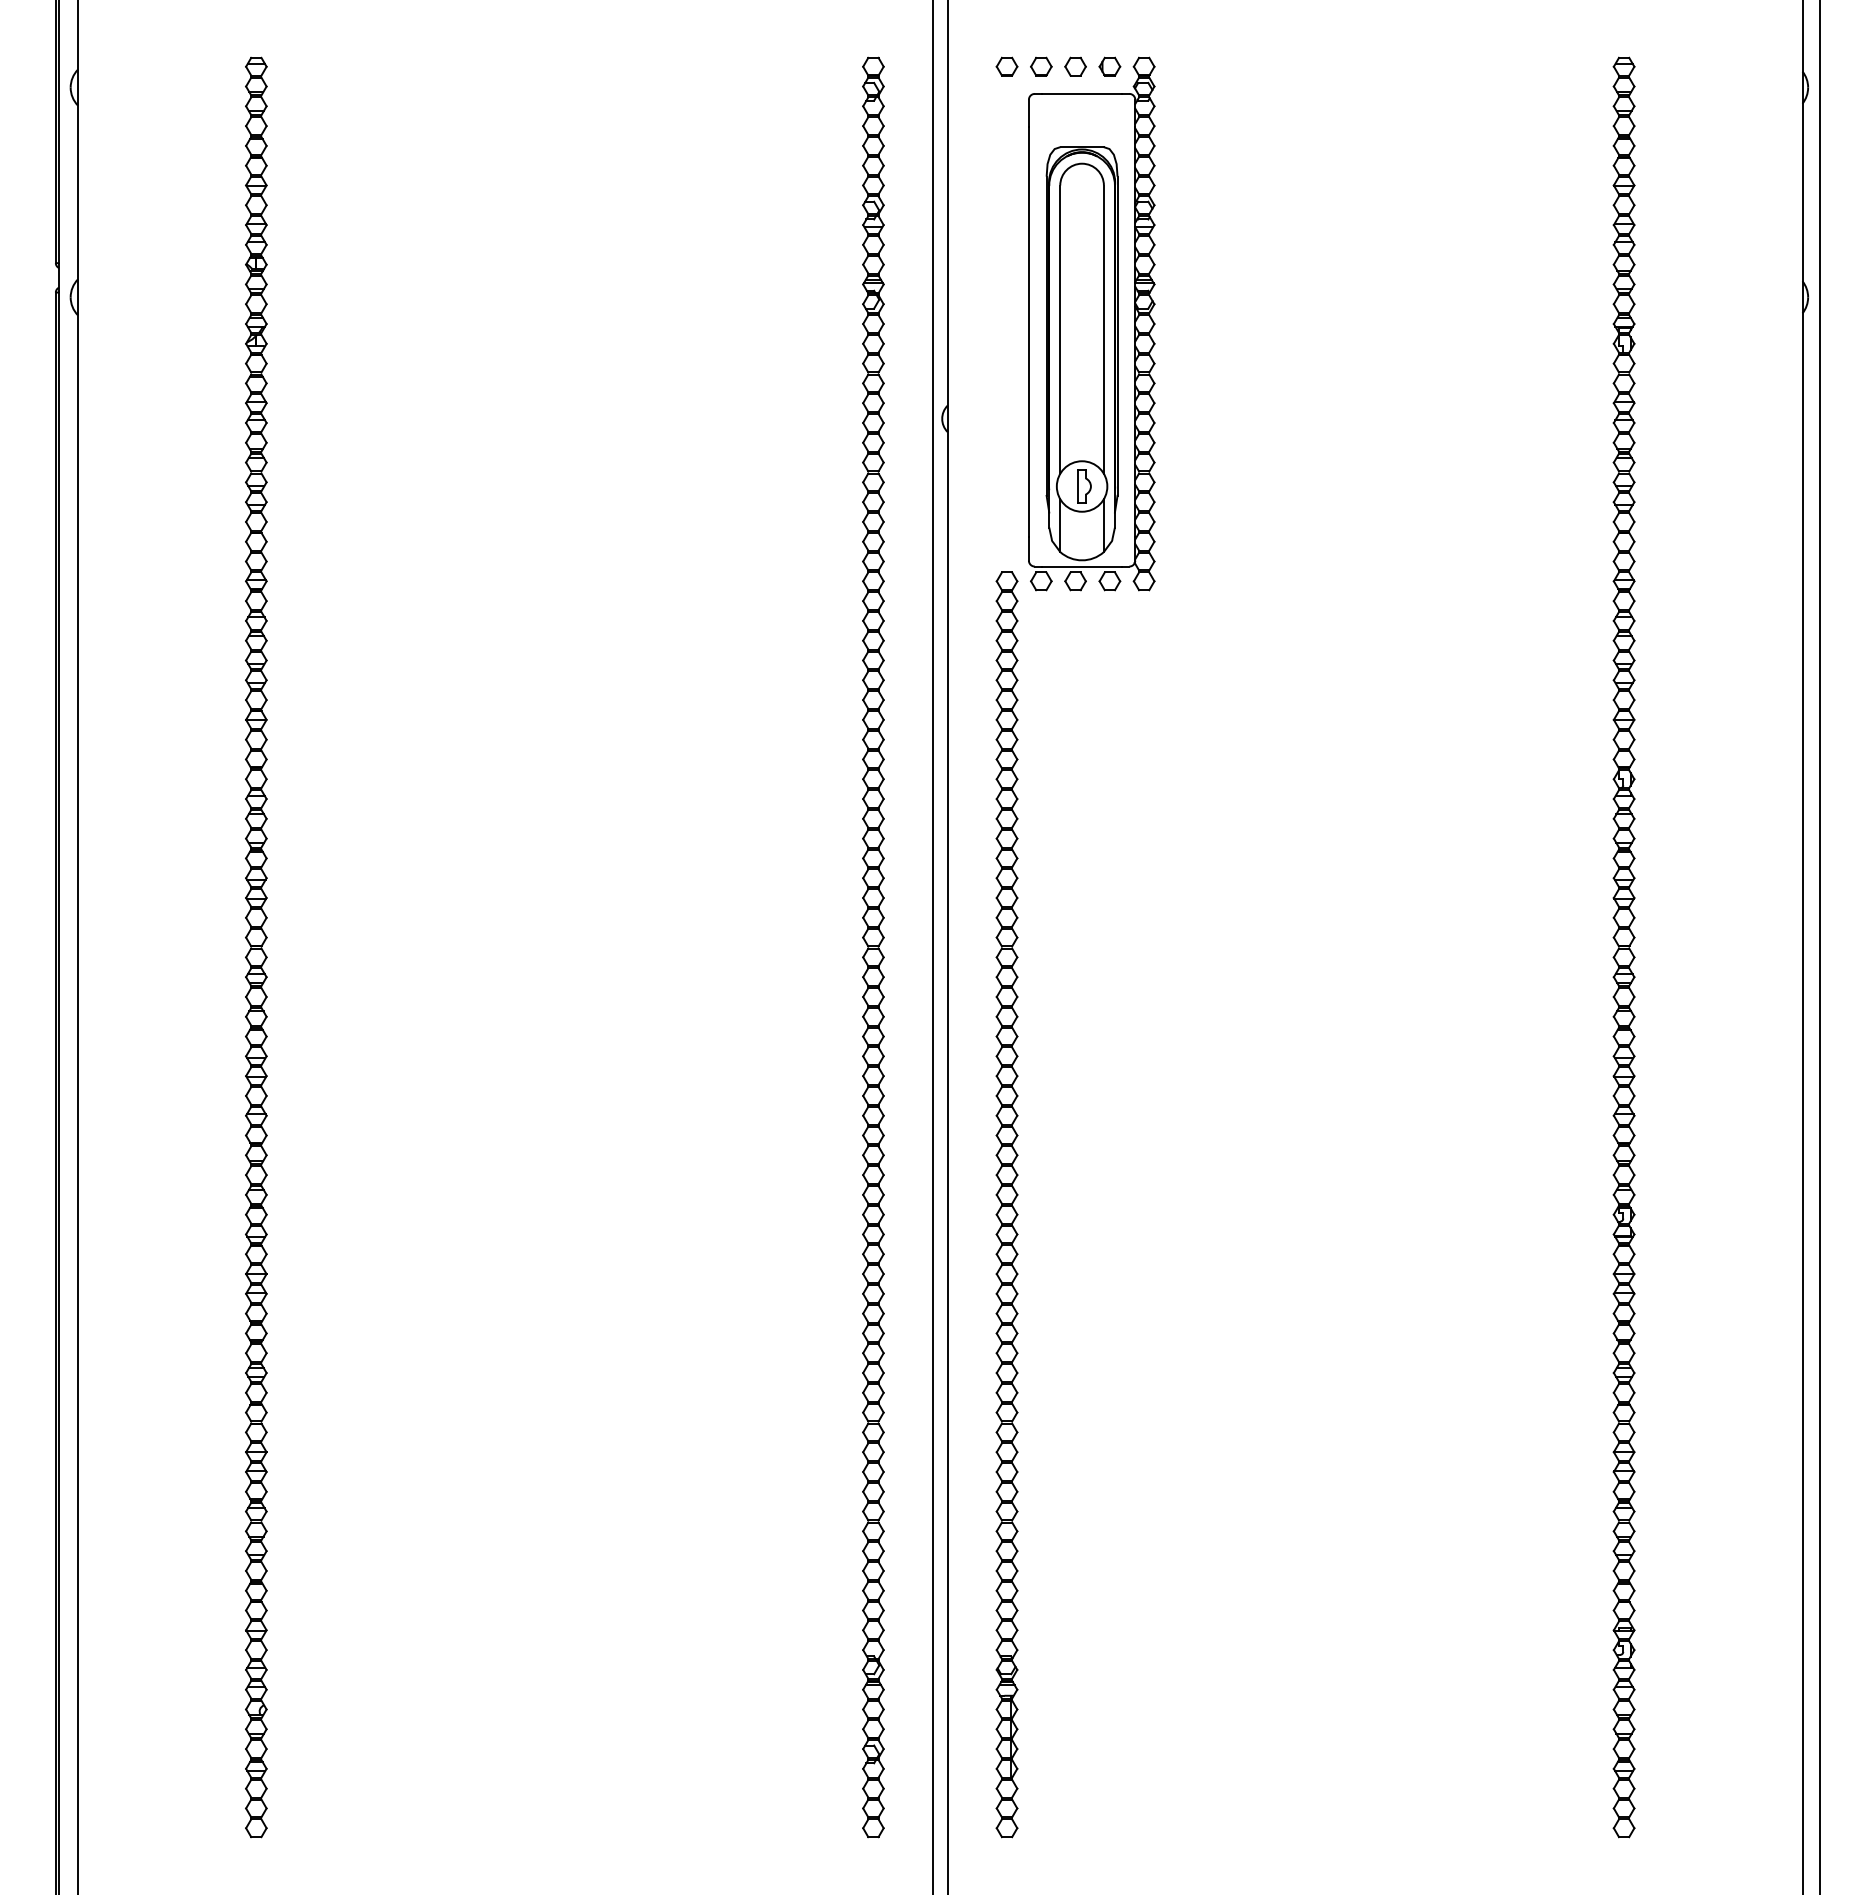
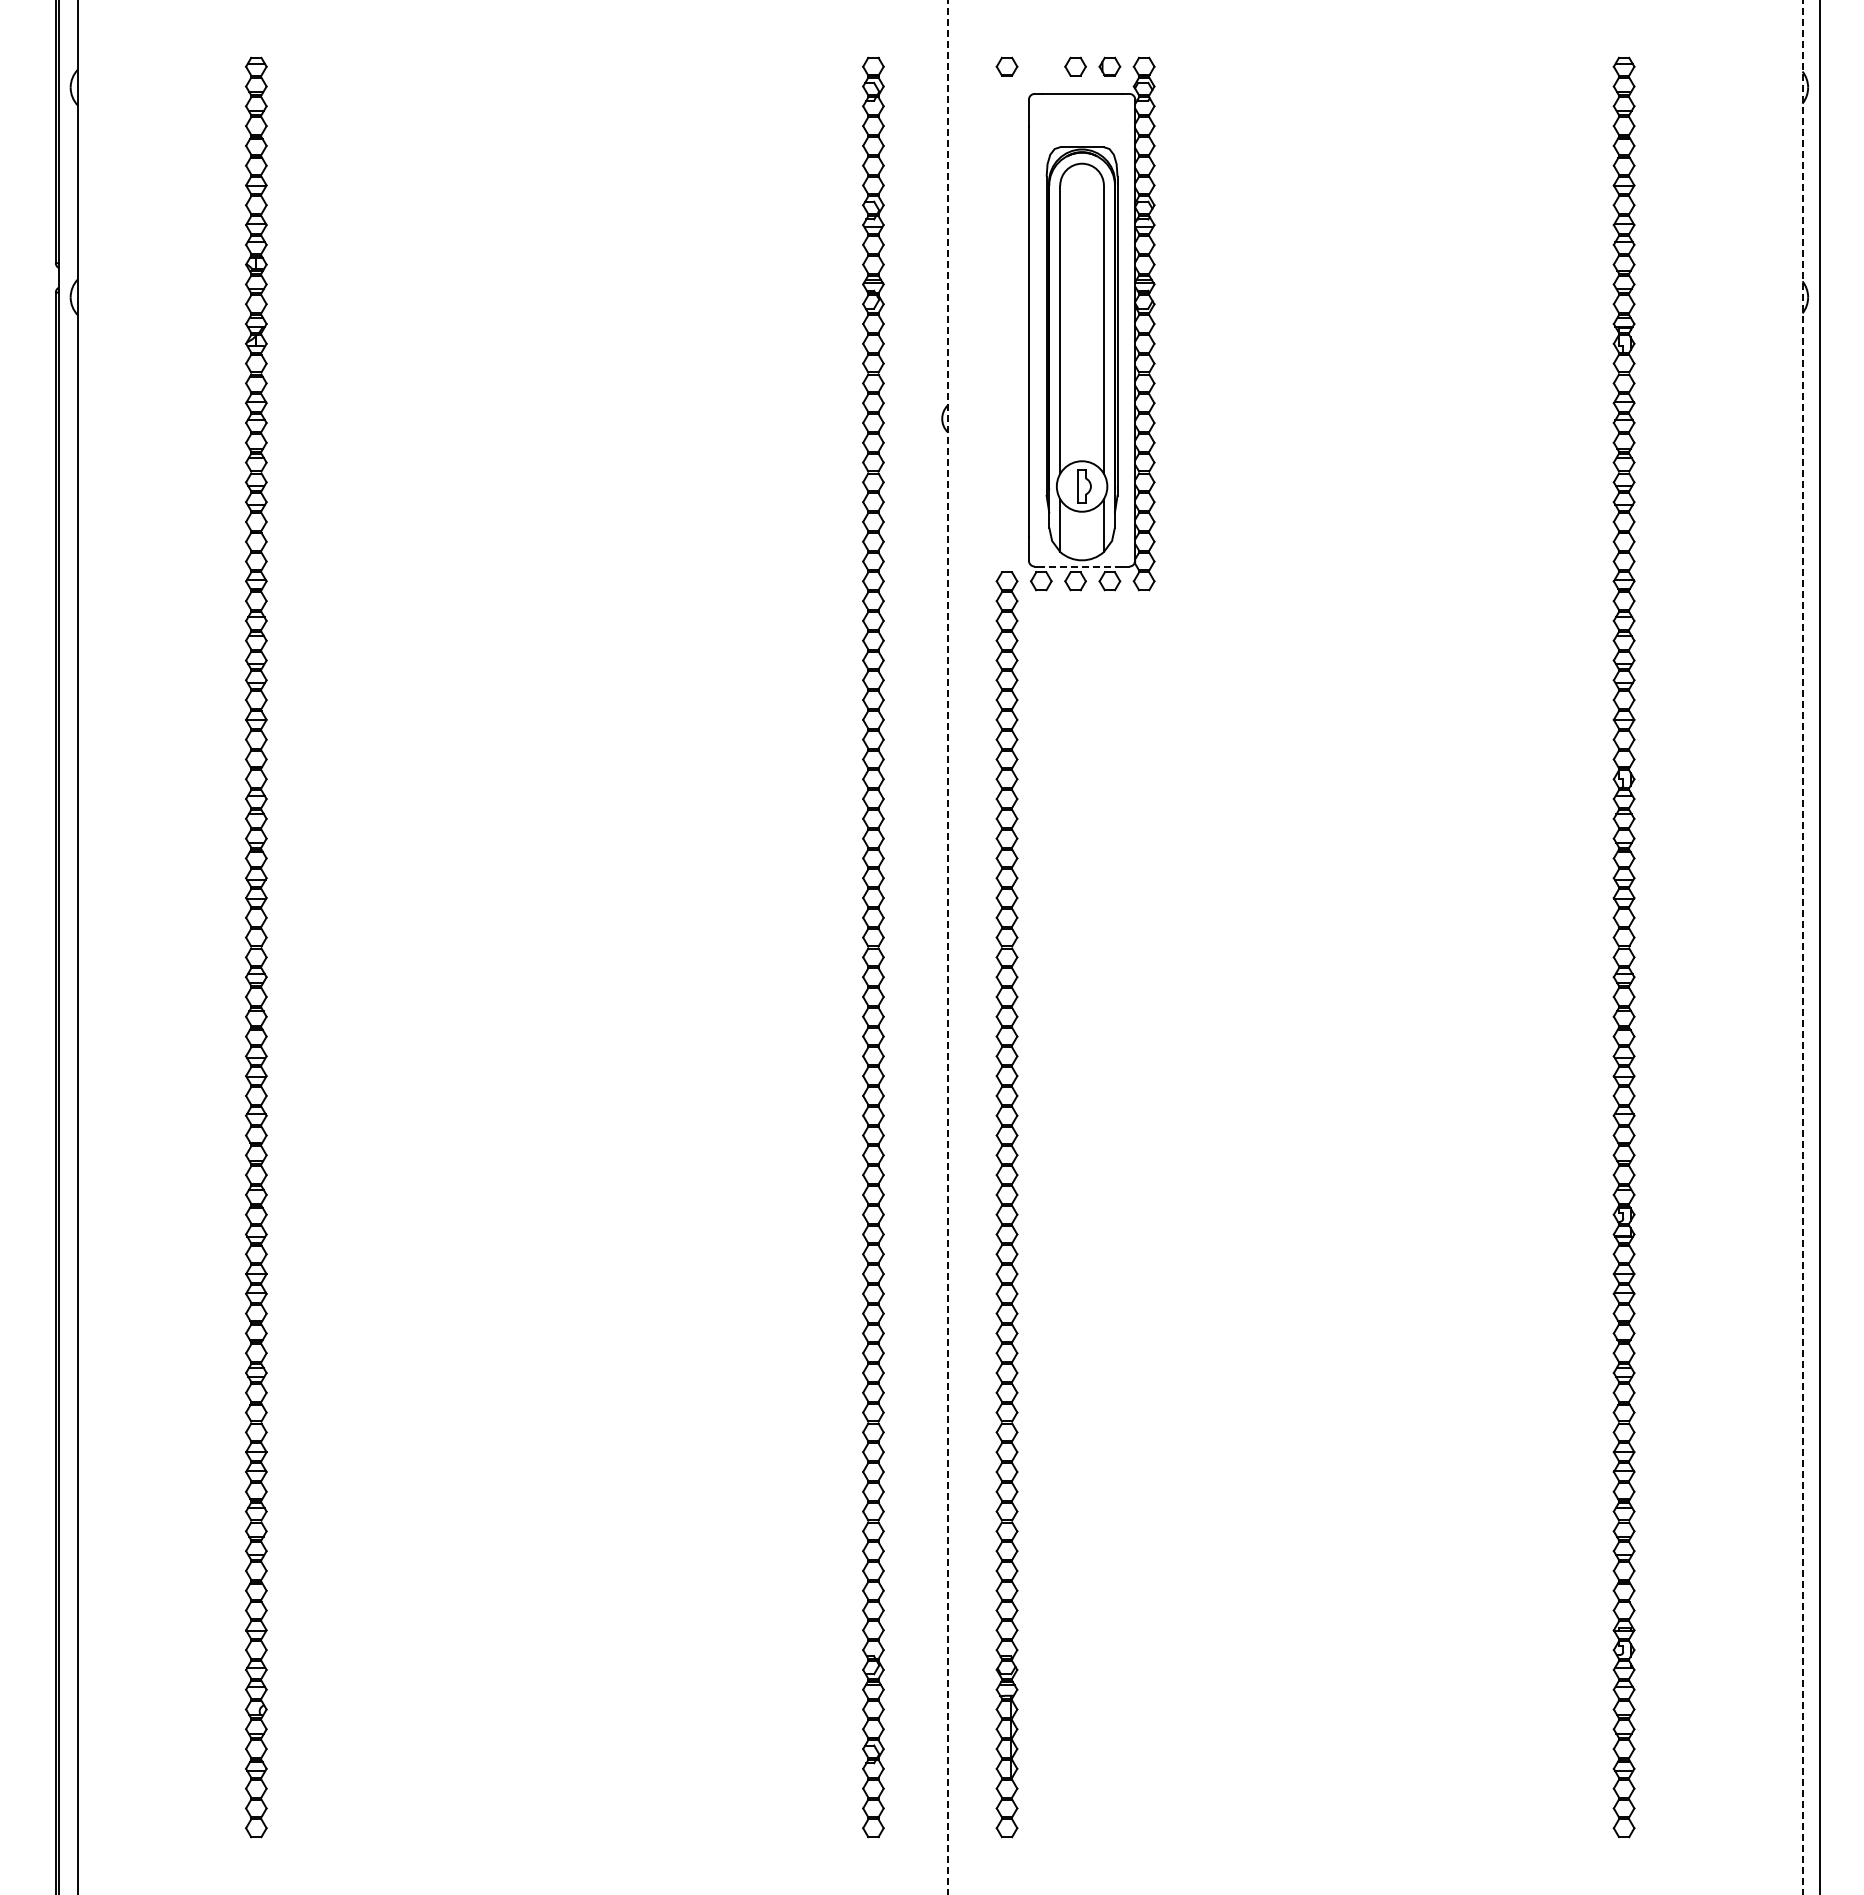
part: present -> none (1041, 66)
line: solid -> dashed (1081, 566)
line: present -> none (932, 946)
line: solid -> dashed (947, 947)
line: solid -> dashed (1802, 947)
